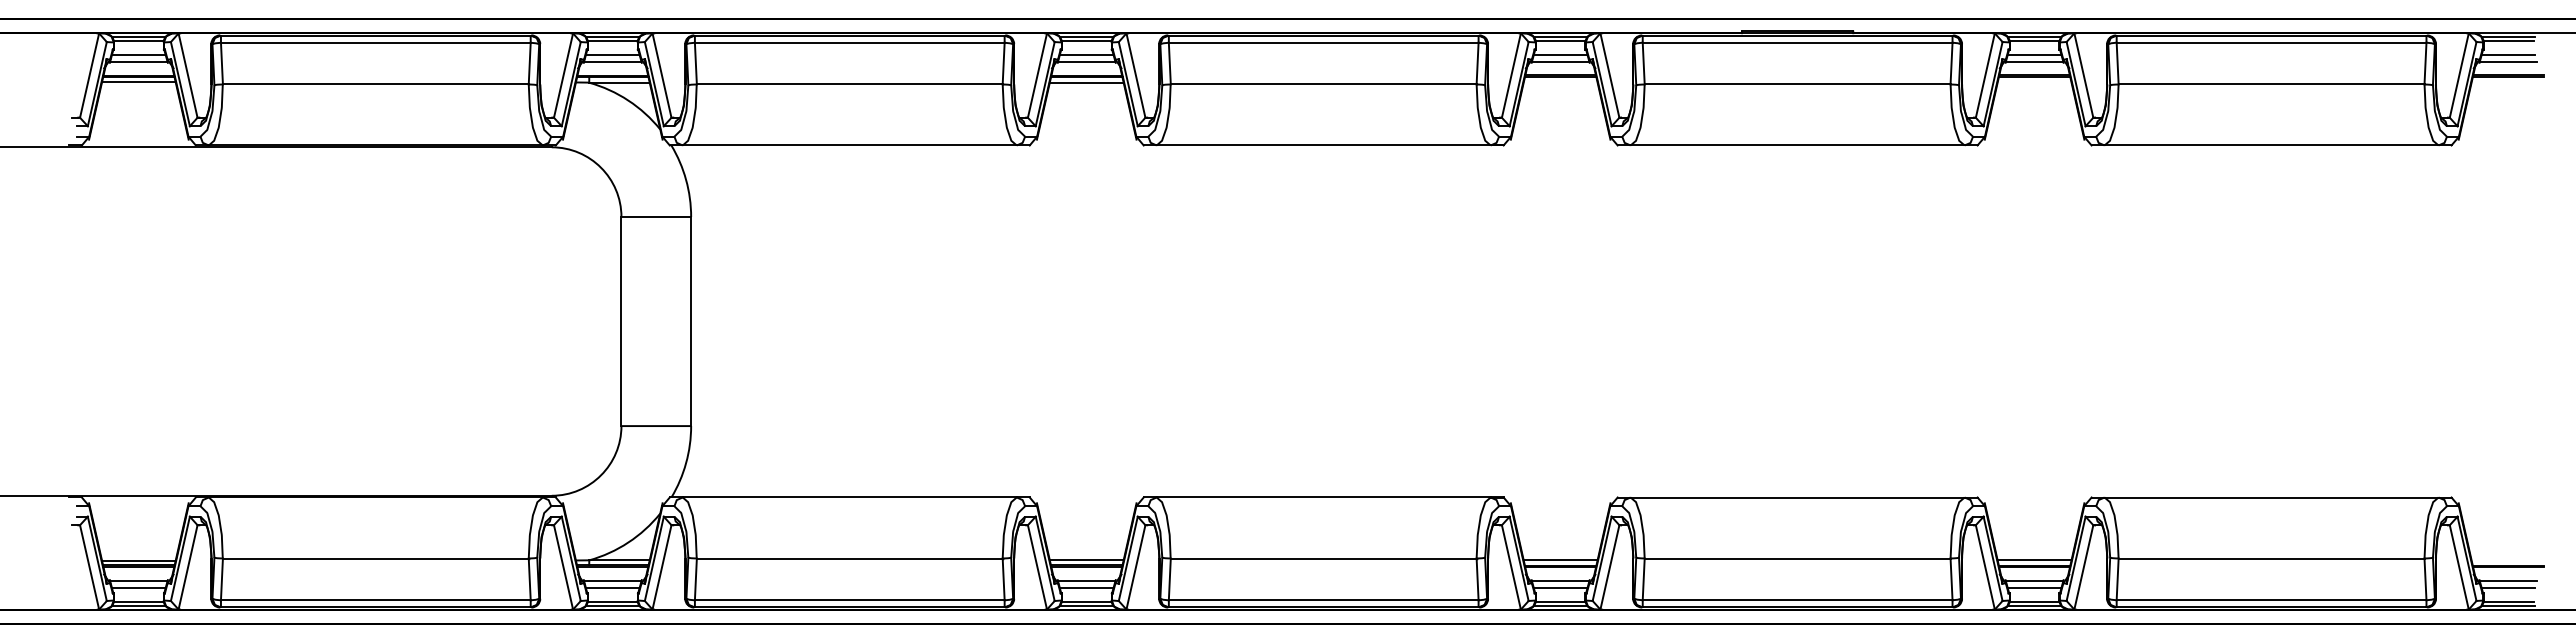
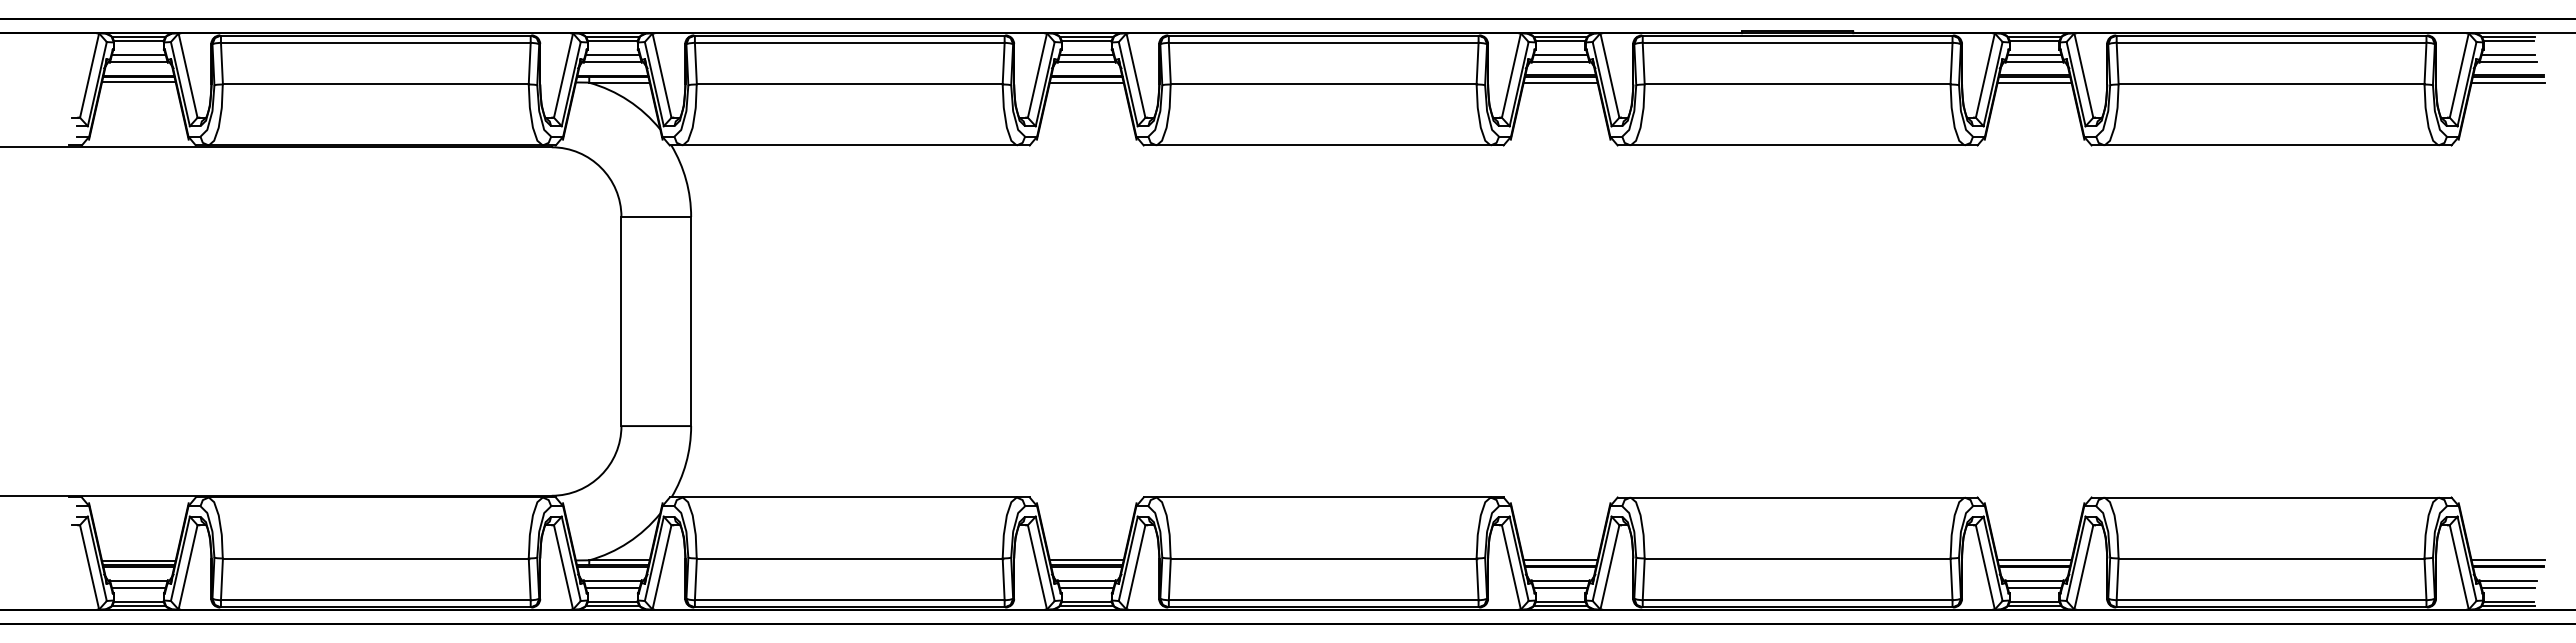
line: none -> present (1560, 82)
line: none -> present (2034, 82)
line: none -> present (2508, 82)
line: none -> present (2508, 560)
